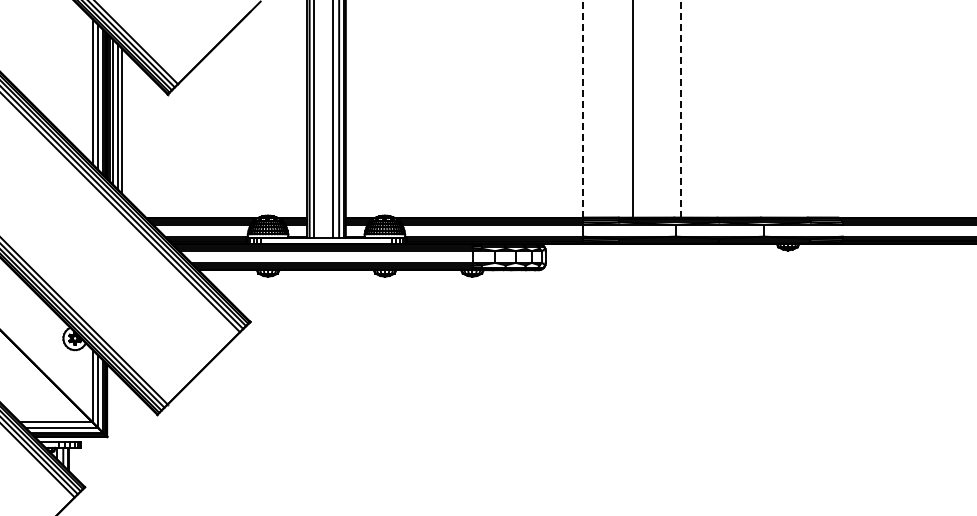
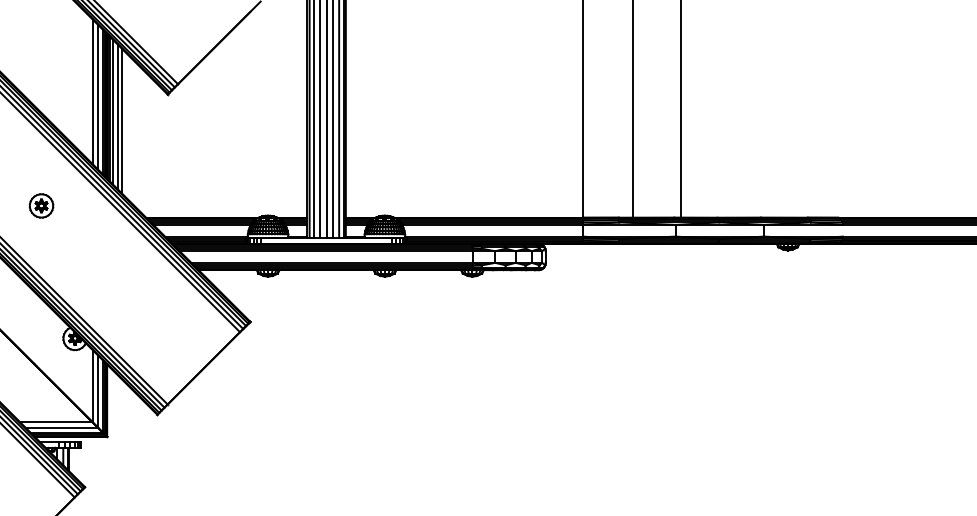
line: dashed -> solid (582, 108)
line: dashed -> solid (681, 108)
line: none -> present (319, 120)
line: none -> present (326, 120)
part: none -> present (41, 205)
